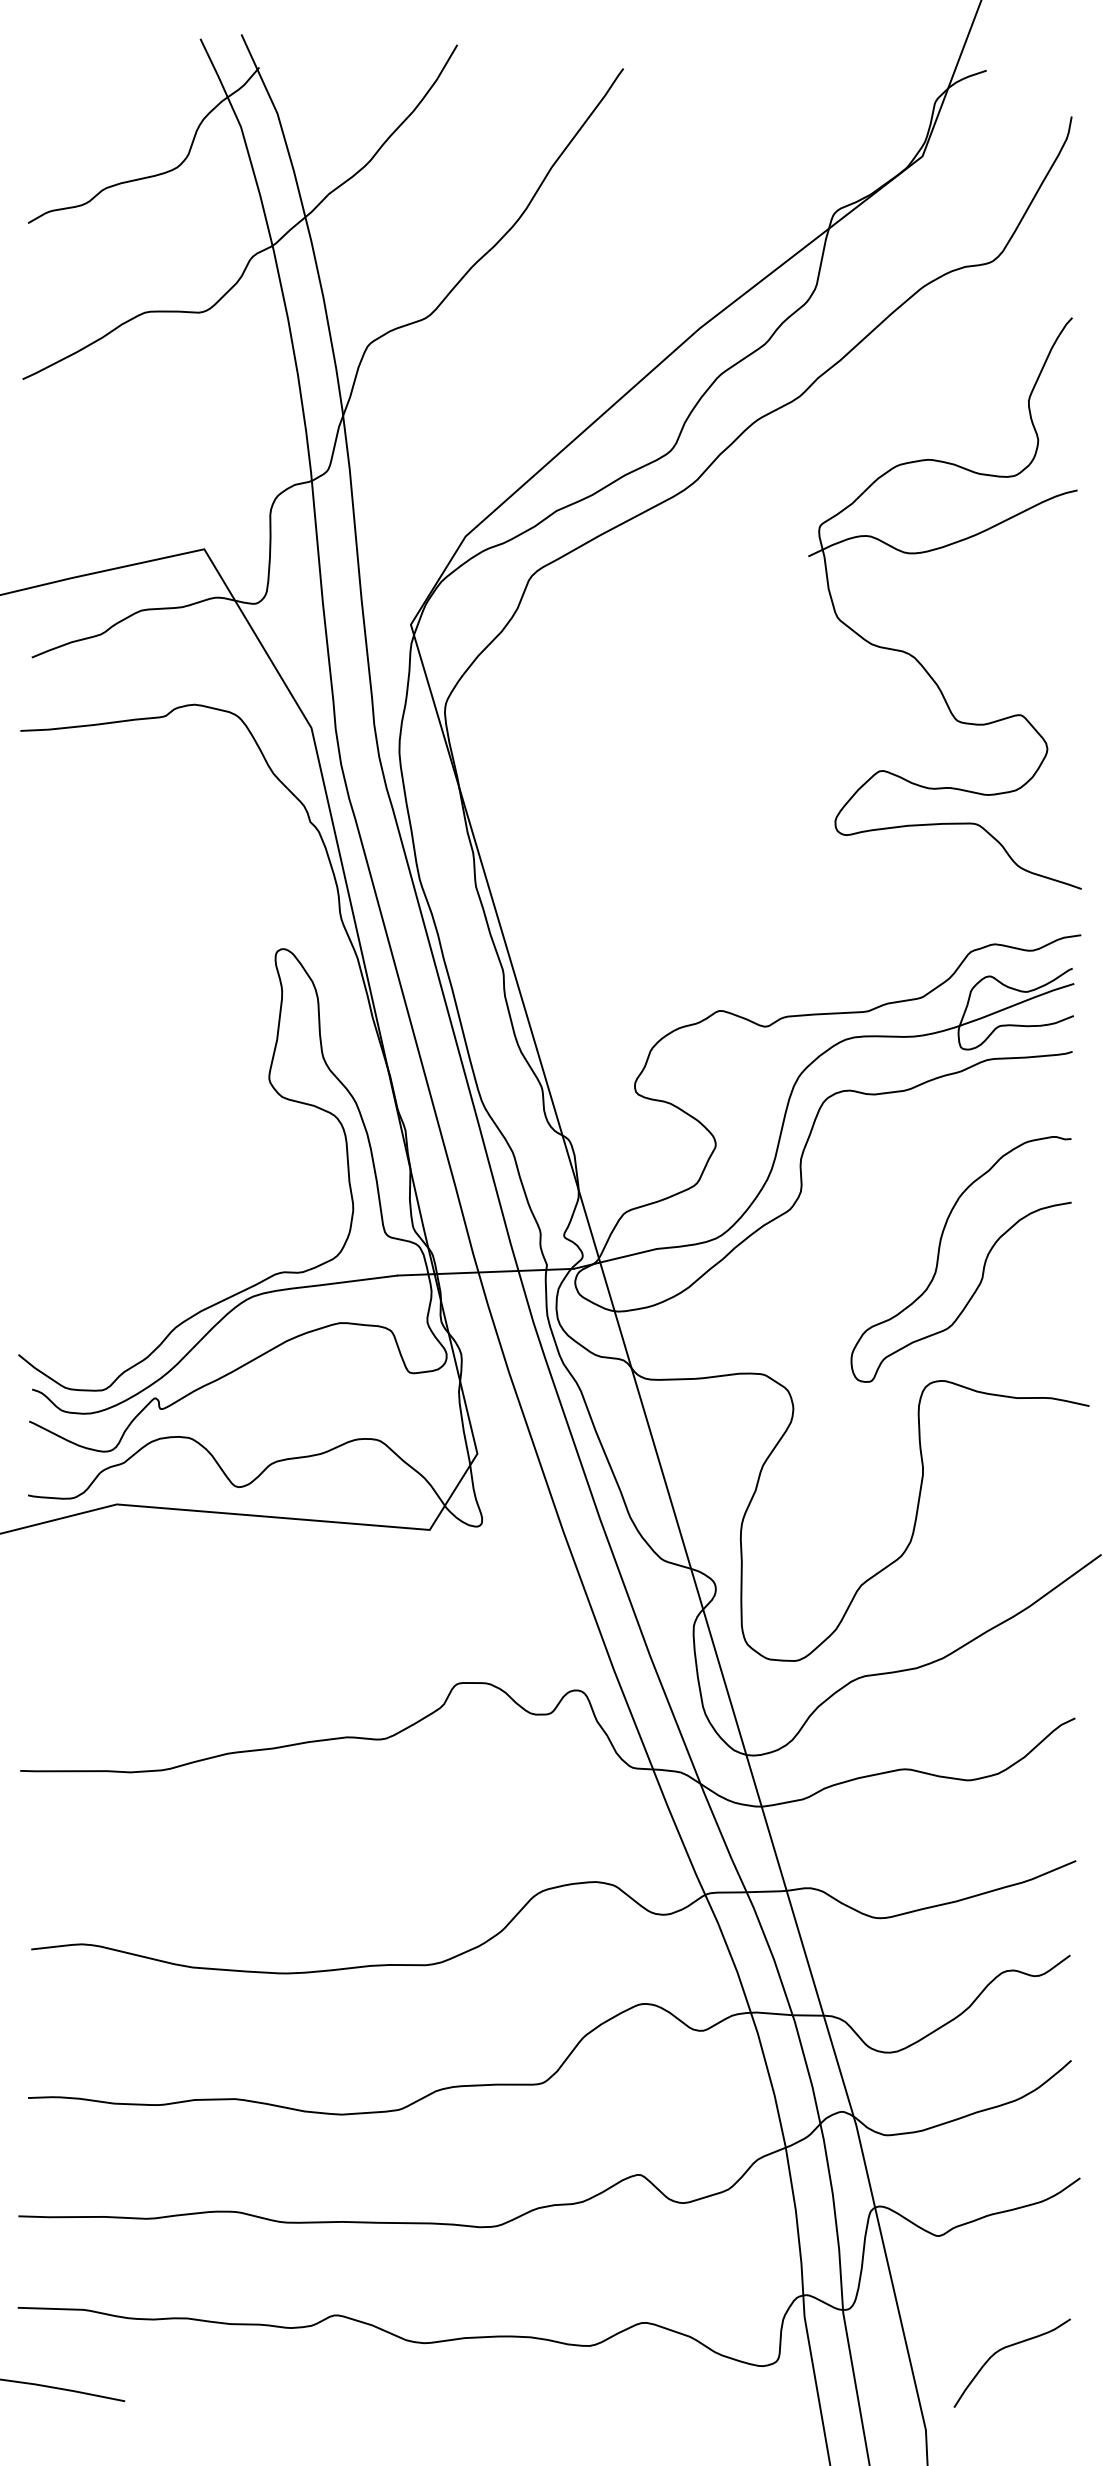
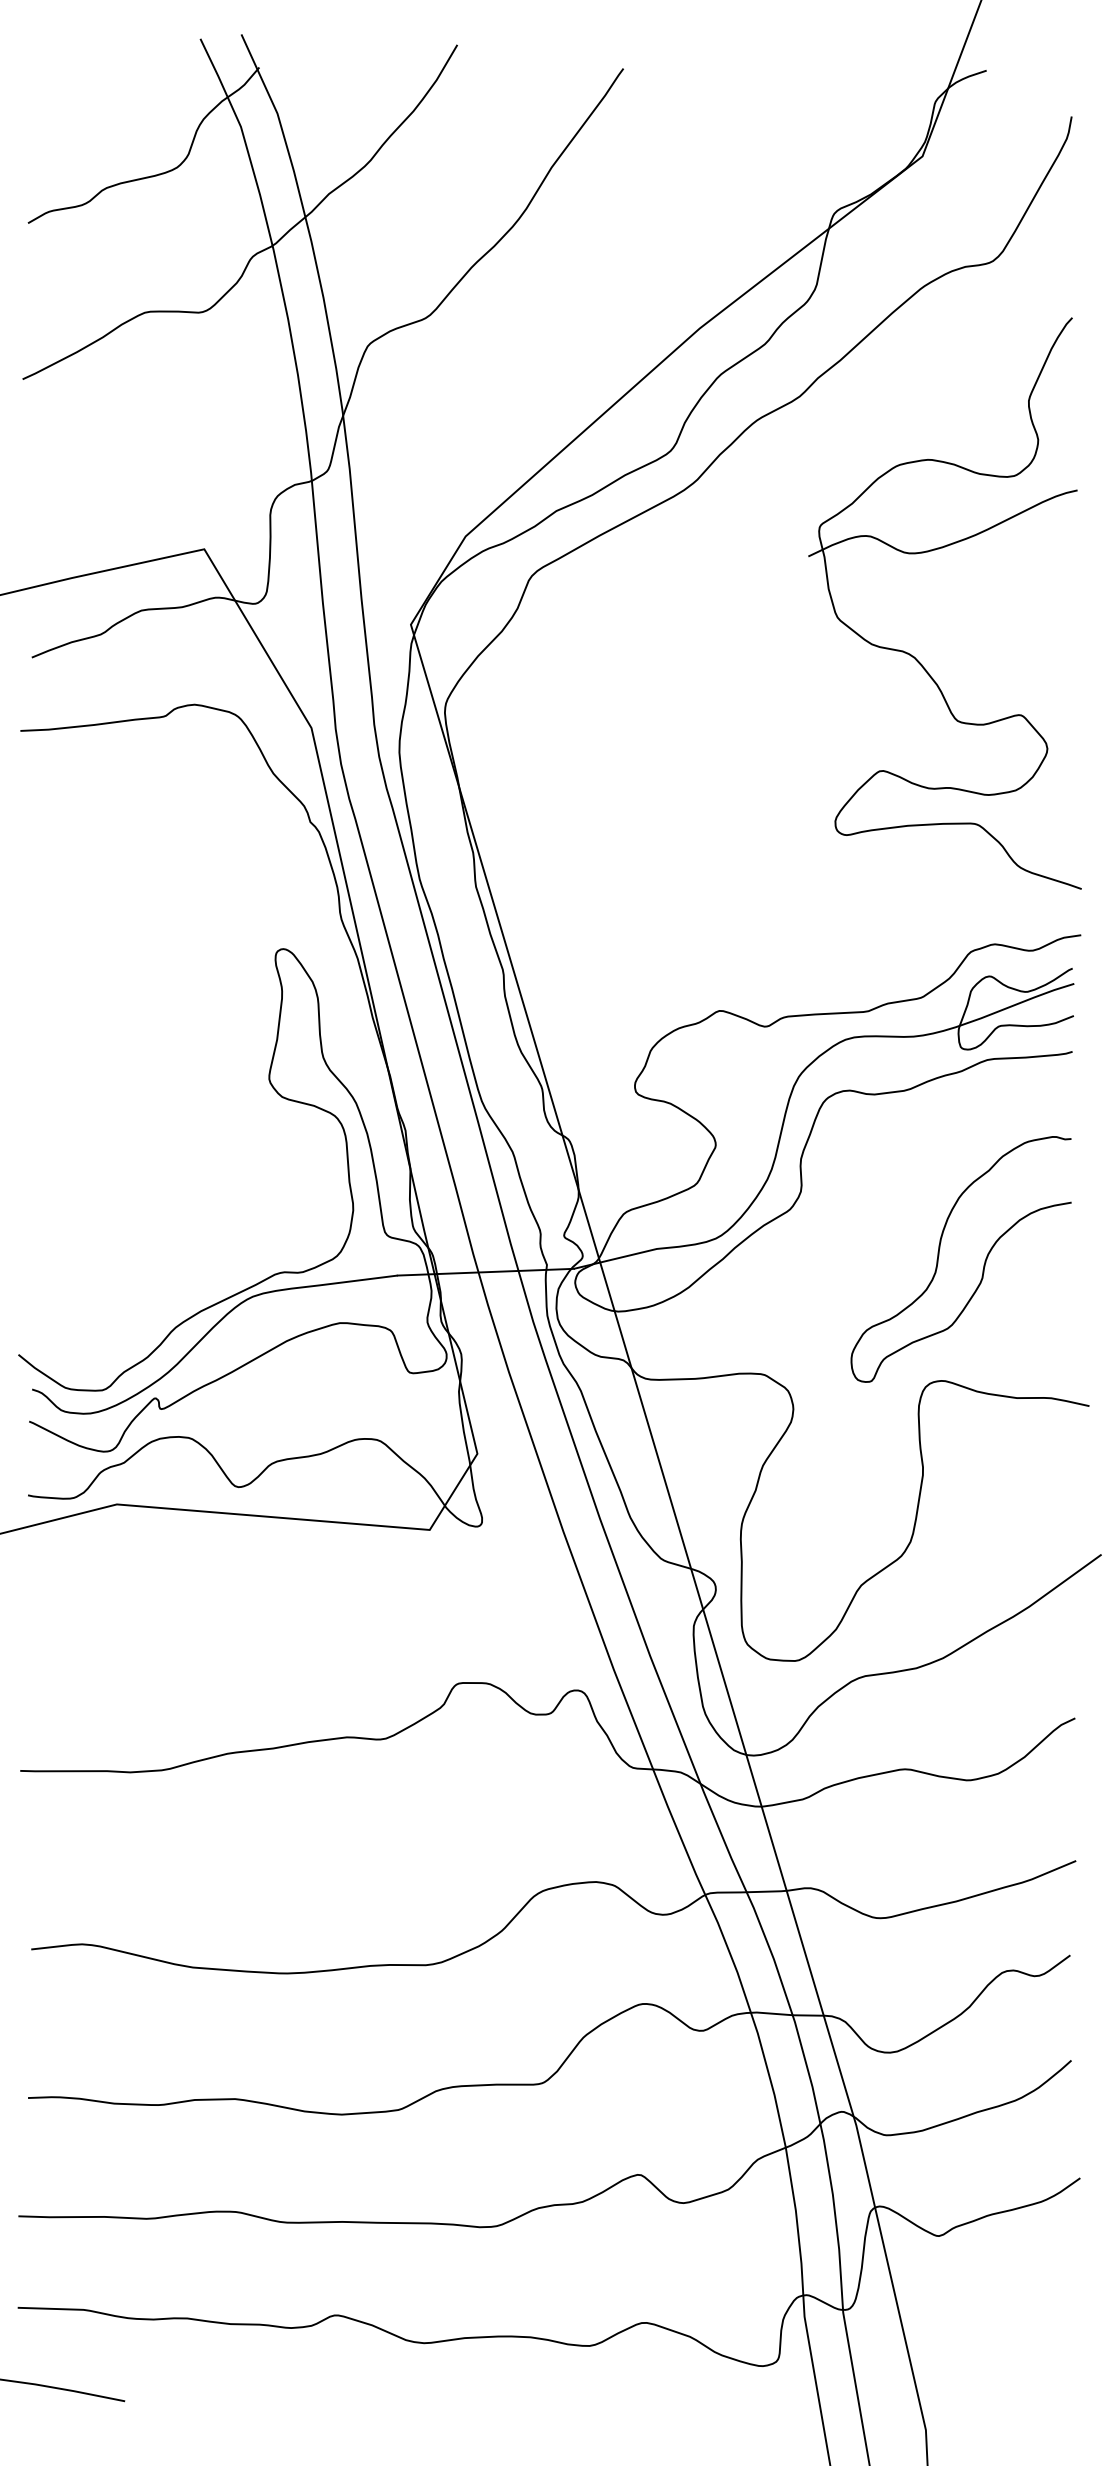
curve: present -> none (1005, 2348)
